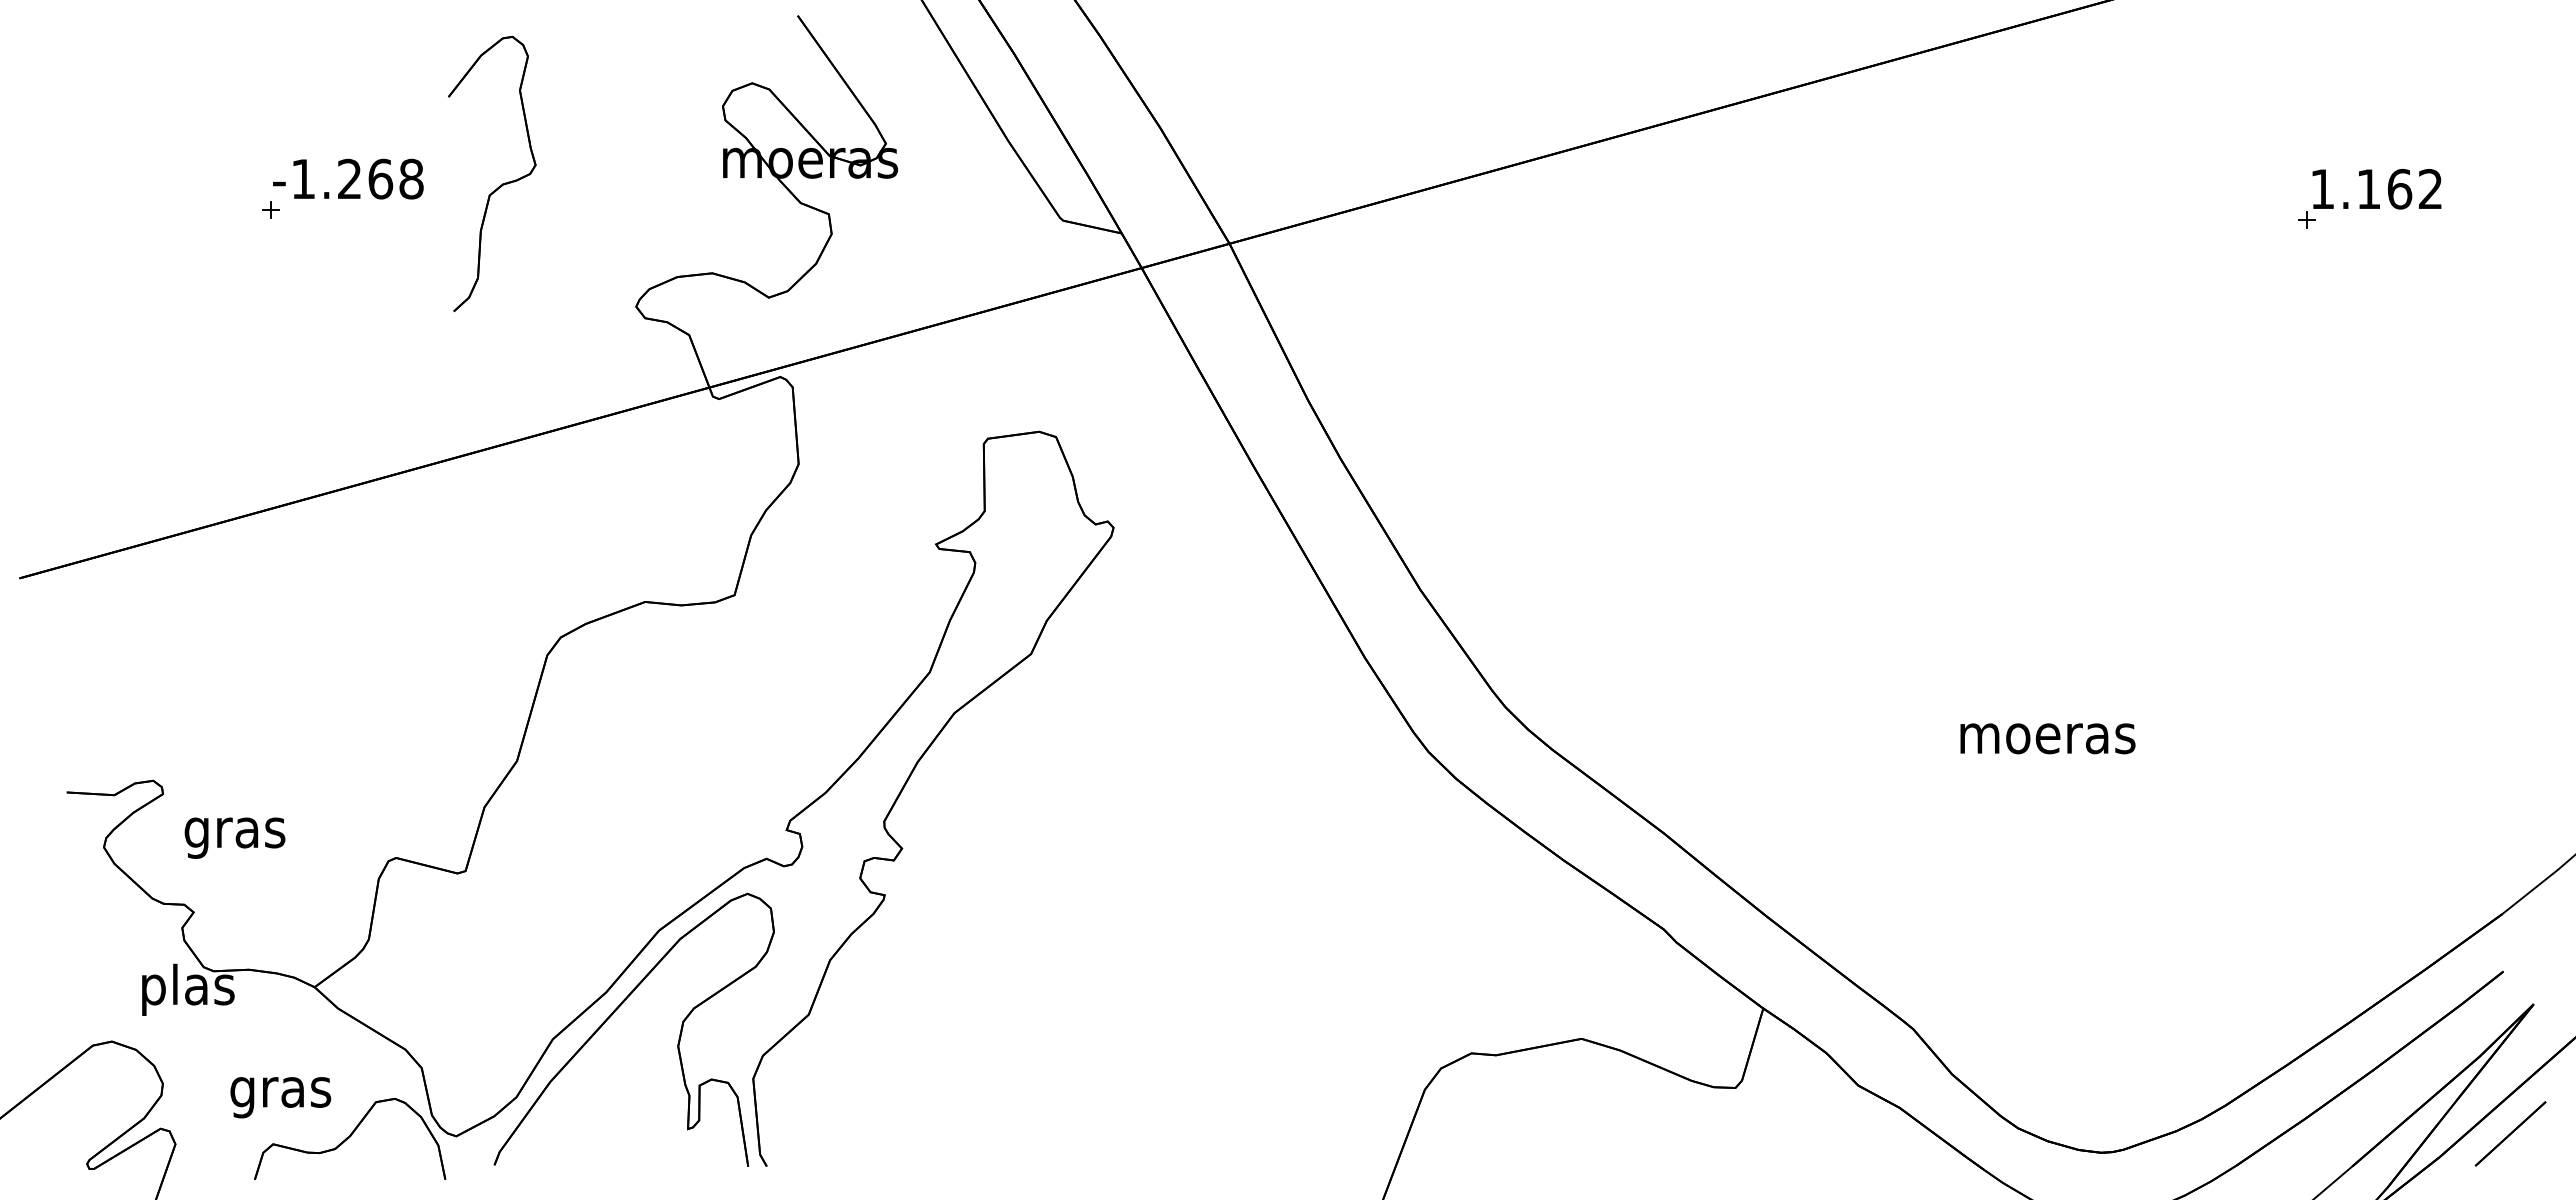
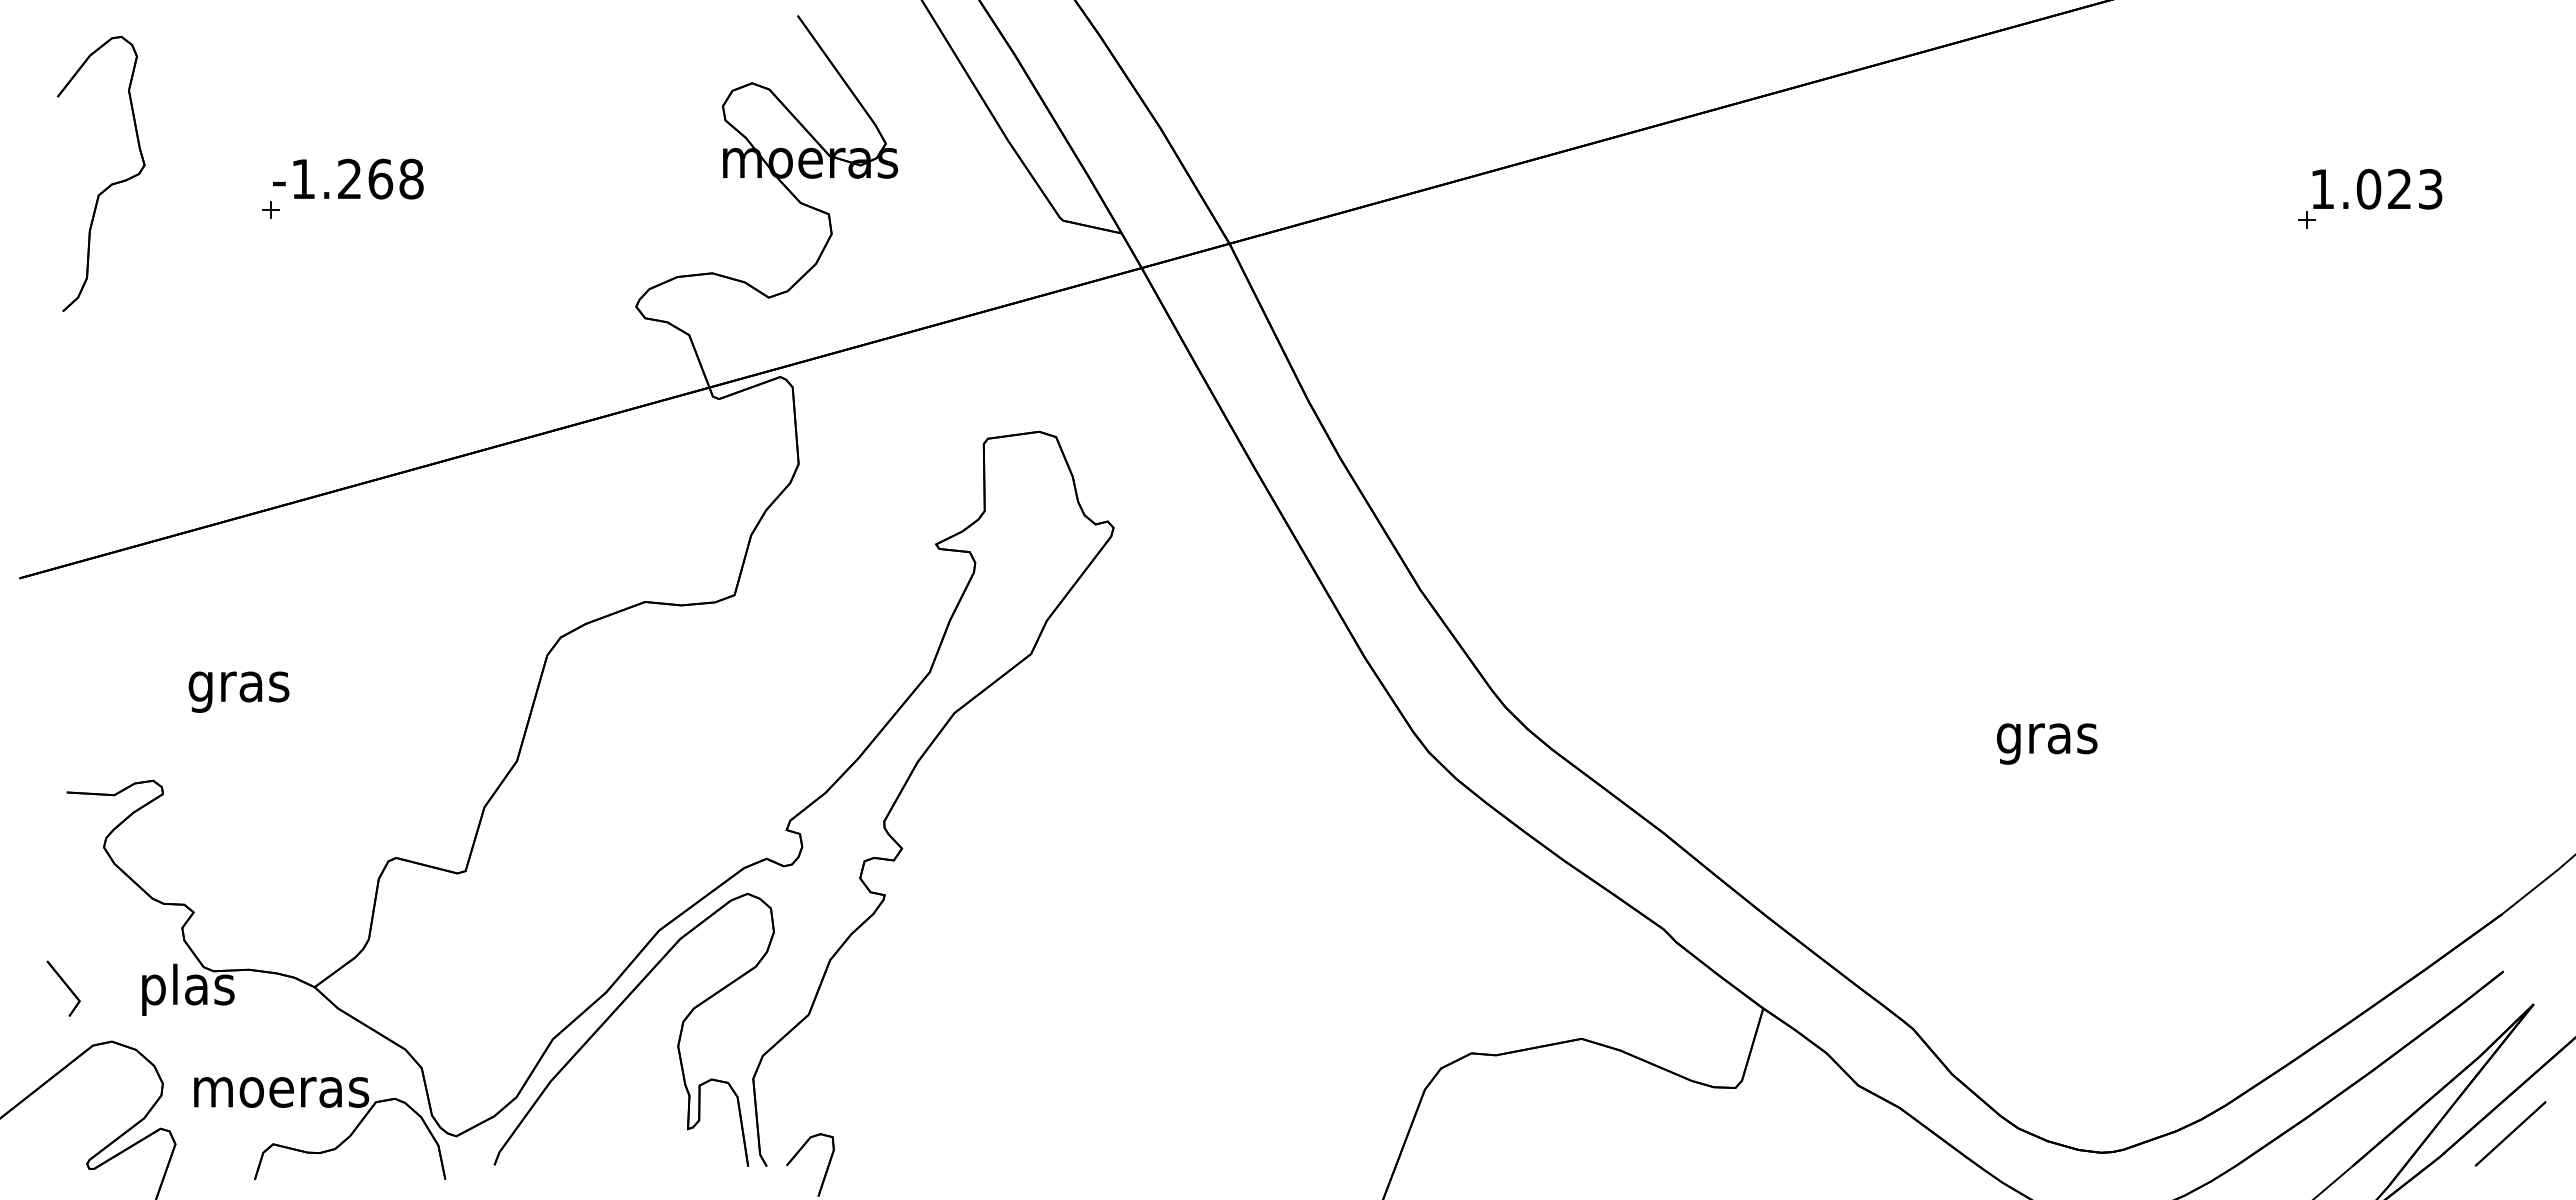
part position: (502, 183) -> (111, 183) (111, 183)
text: 1.162 -> 1.023 (2399, 188)
text: moeras -> gras (2047, 743)
text position: (234, 837) -> (238, 691) (238, 691)
part: none -> present (63, 988)
text: gras -> moeras (281, 1097)
part: none -> present (799, 1152)
